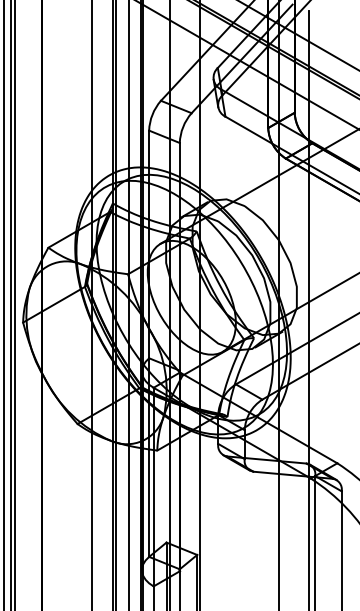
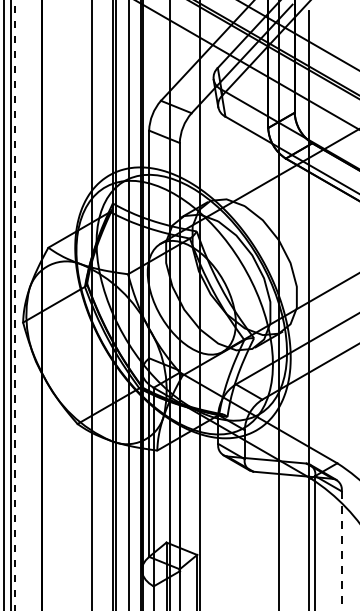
line: solid -> dashed (15, 305)
line: solid -> dashed (341, 551)
